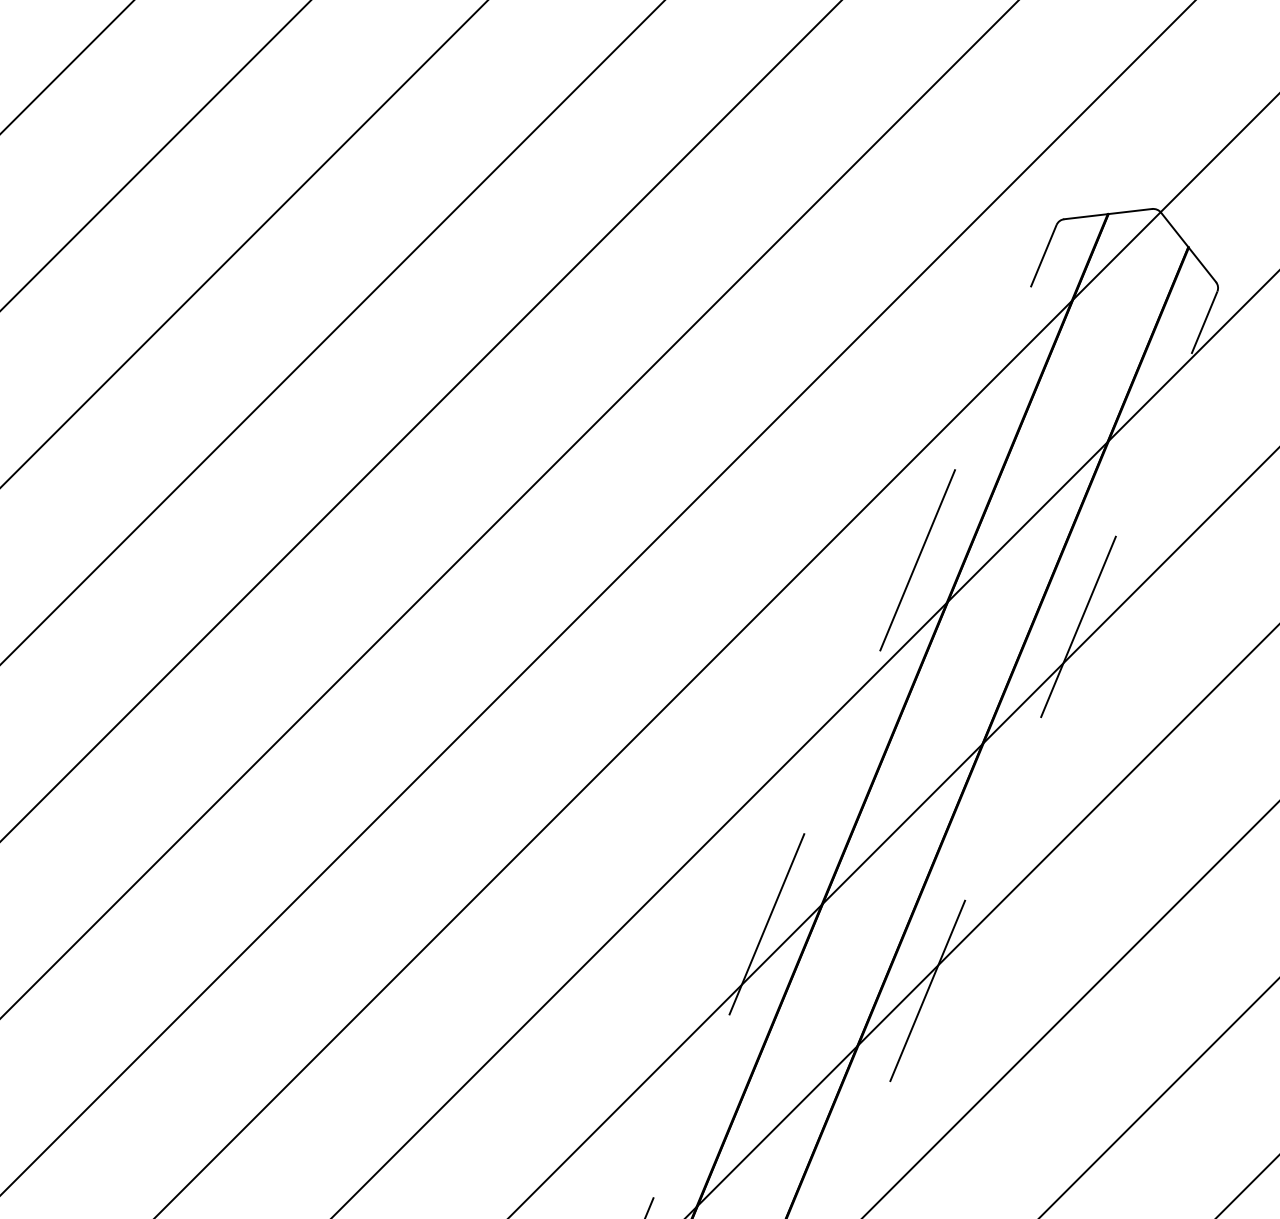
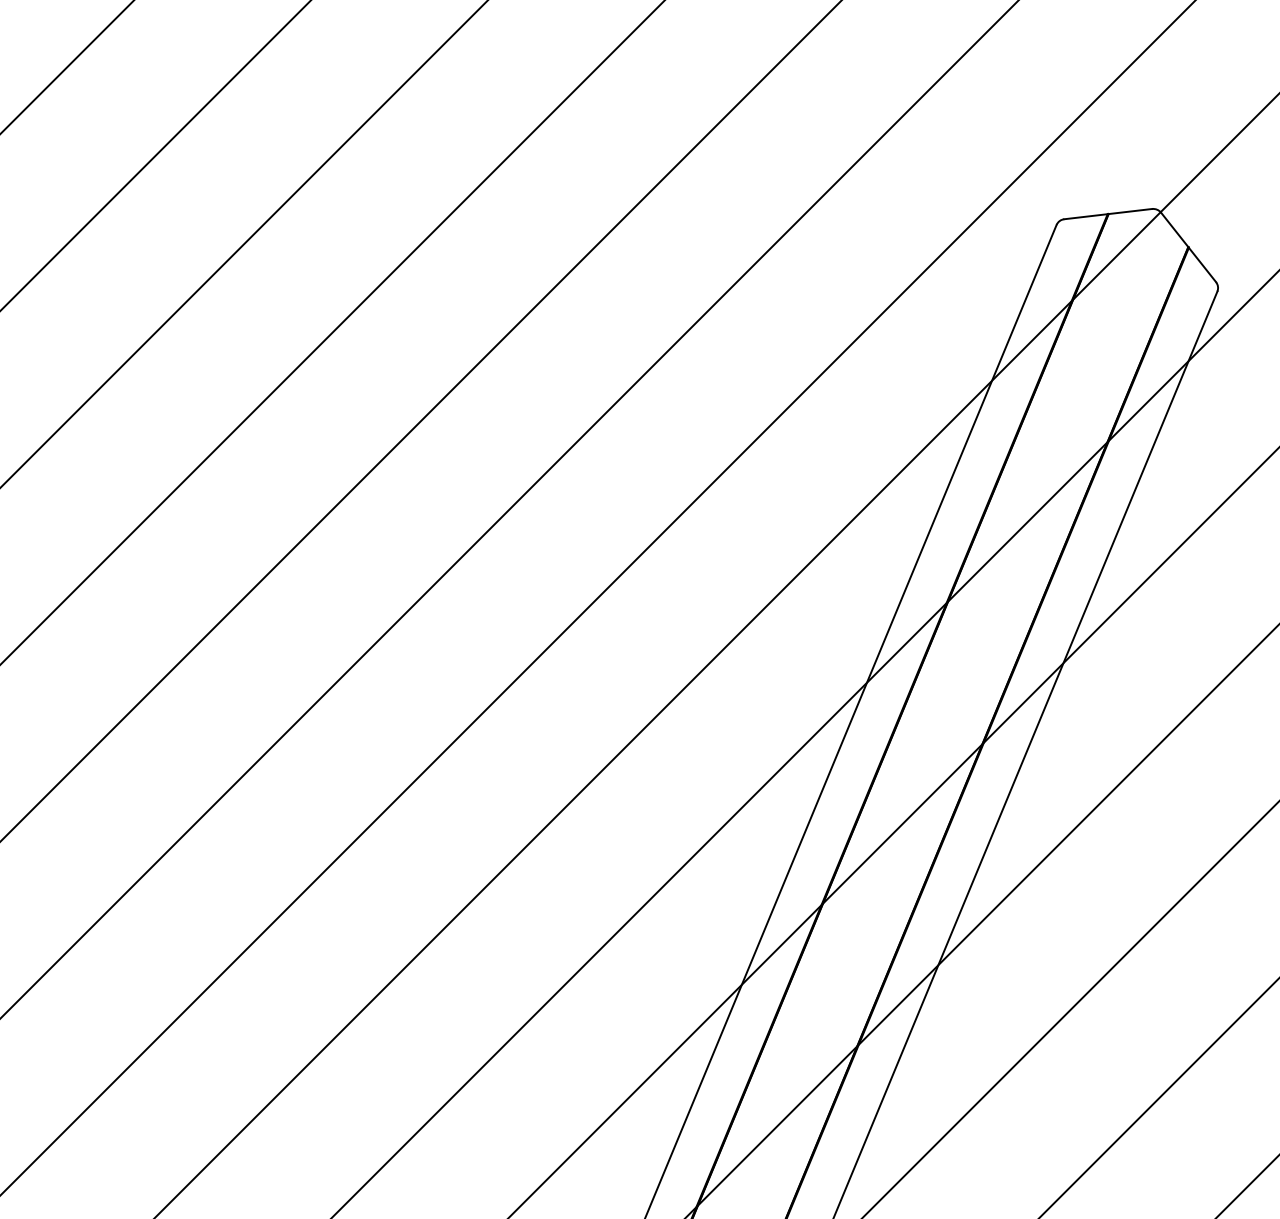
line: dashed -> solid (850, 721)
line: dashed -> solid (1025, 755)
